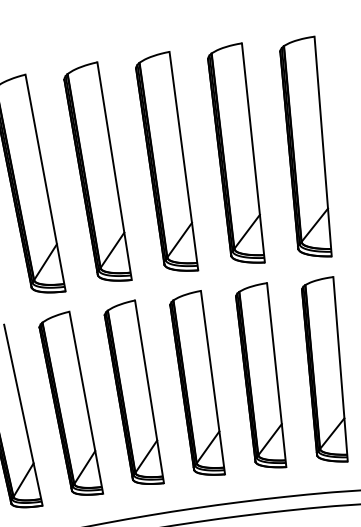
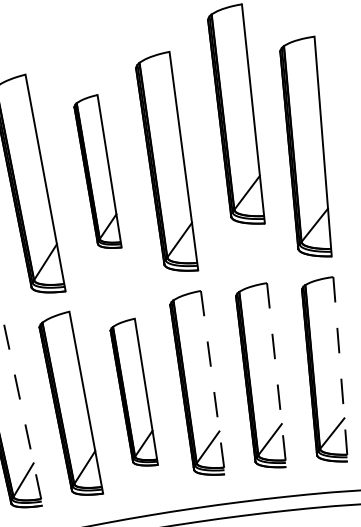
part position: (236, 152) -> (236, 113) (236, 113)
part size: 70x221 px -> 50x155 px (97, 171)
line: solid -> dashed (340, 369)
line: solid -> dashed (276, 375)
line: solid -> dashed (213, 383)
part size: 62x186 px -> 50x150 px (133, 391)
line: solid -> dashed (23, 415)
